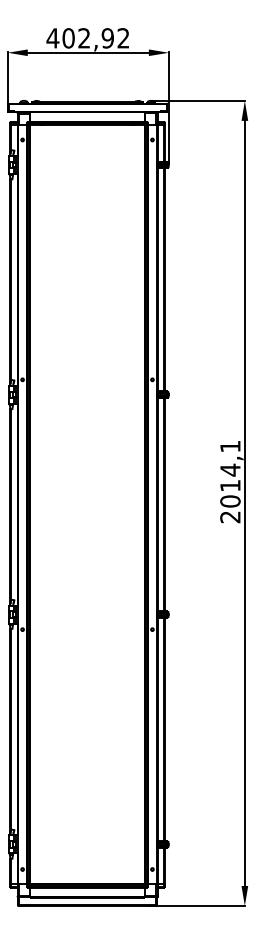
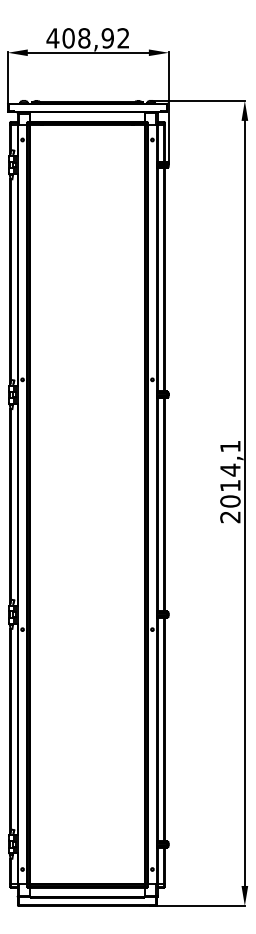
text: 402,92 -> 408,92 (84, 38)
